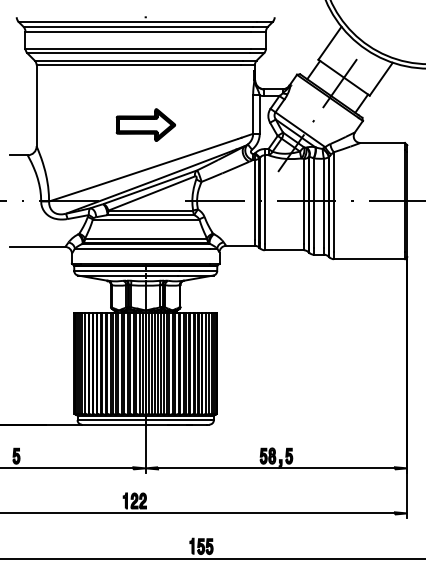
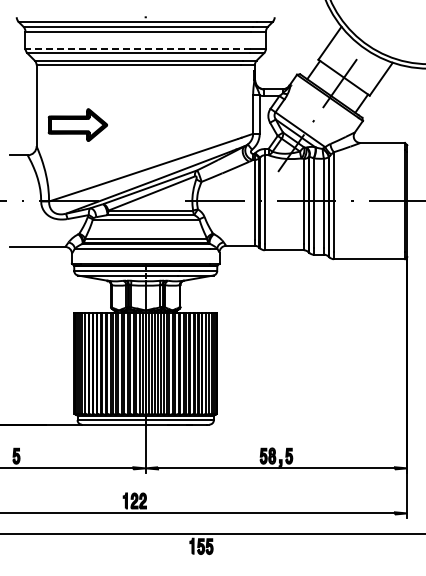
line: solid -> dashed (138, 48)
part position: (145, 124) -> (77, 124) (77, 124)
line position: (212, 558) -> (212, 533) (212, 533)
